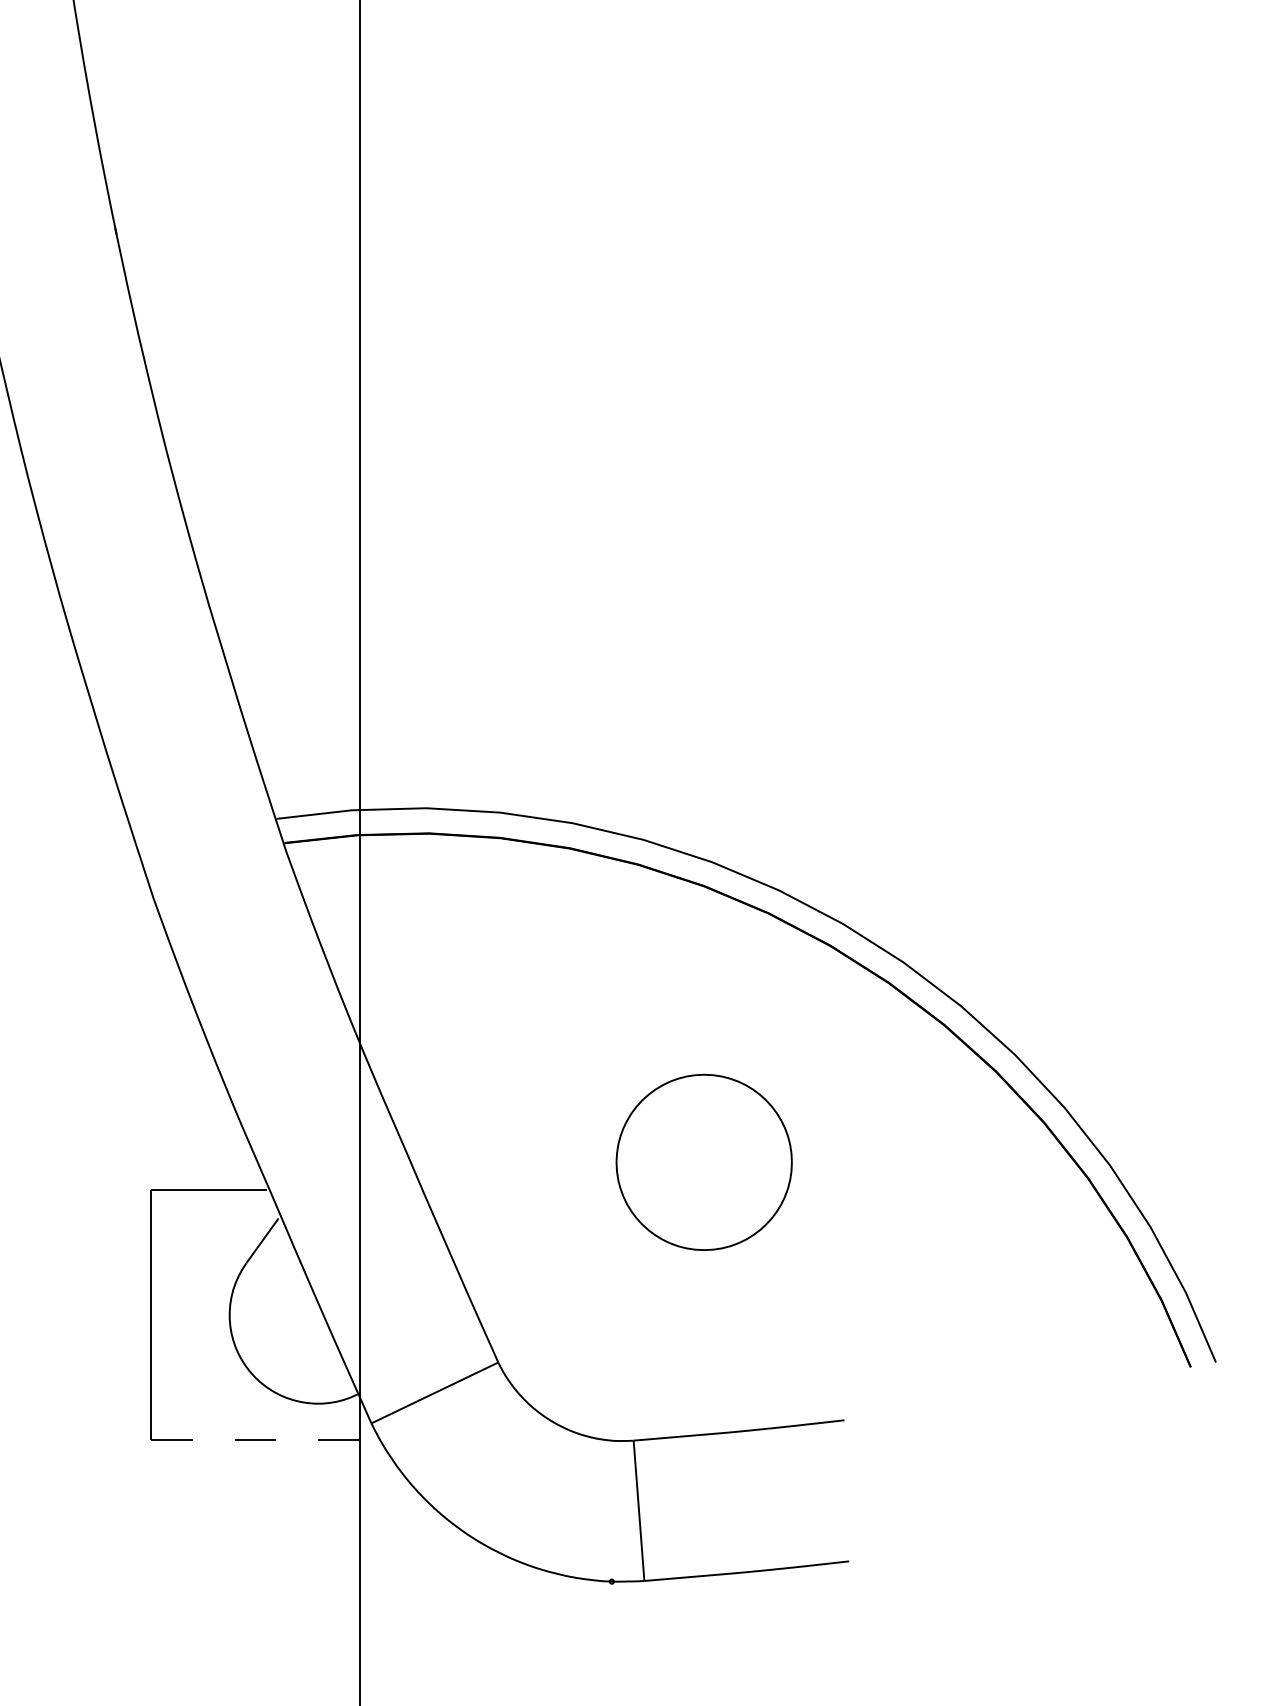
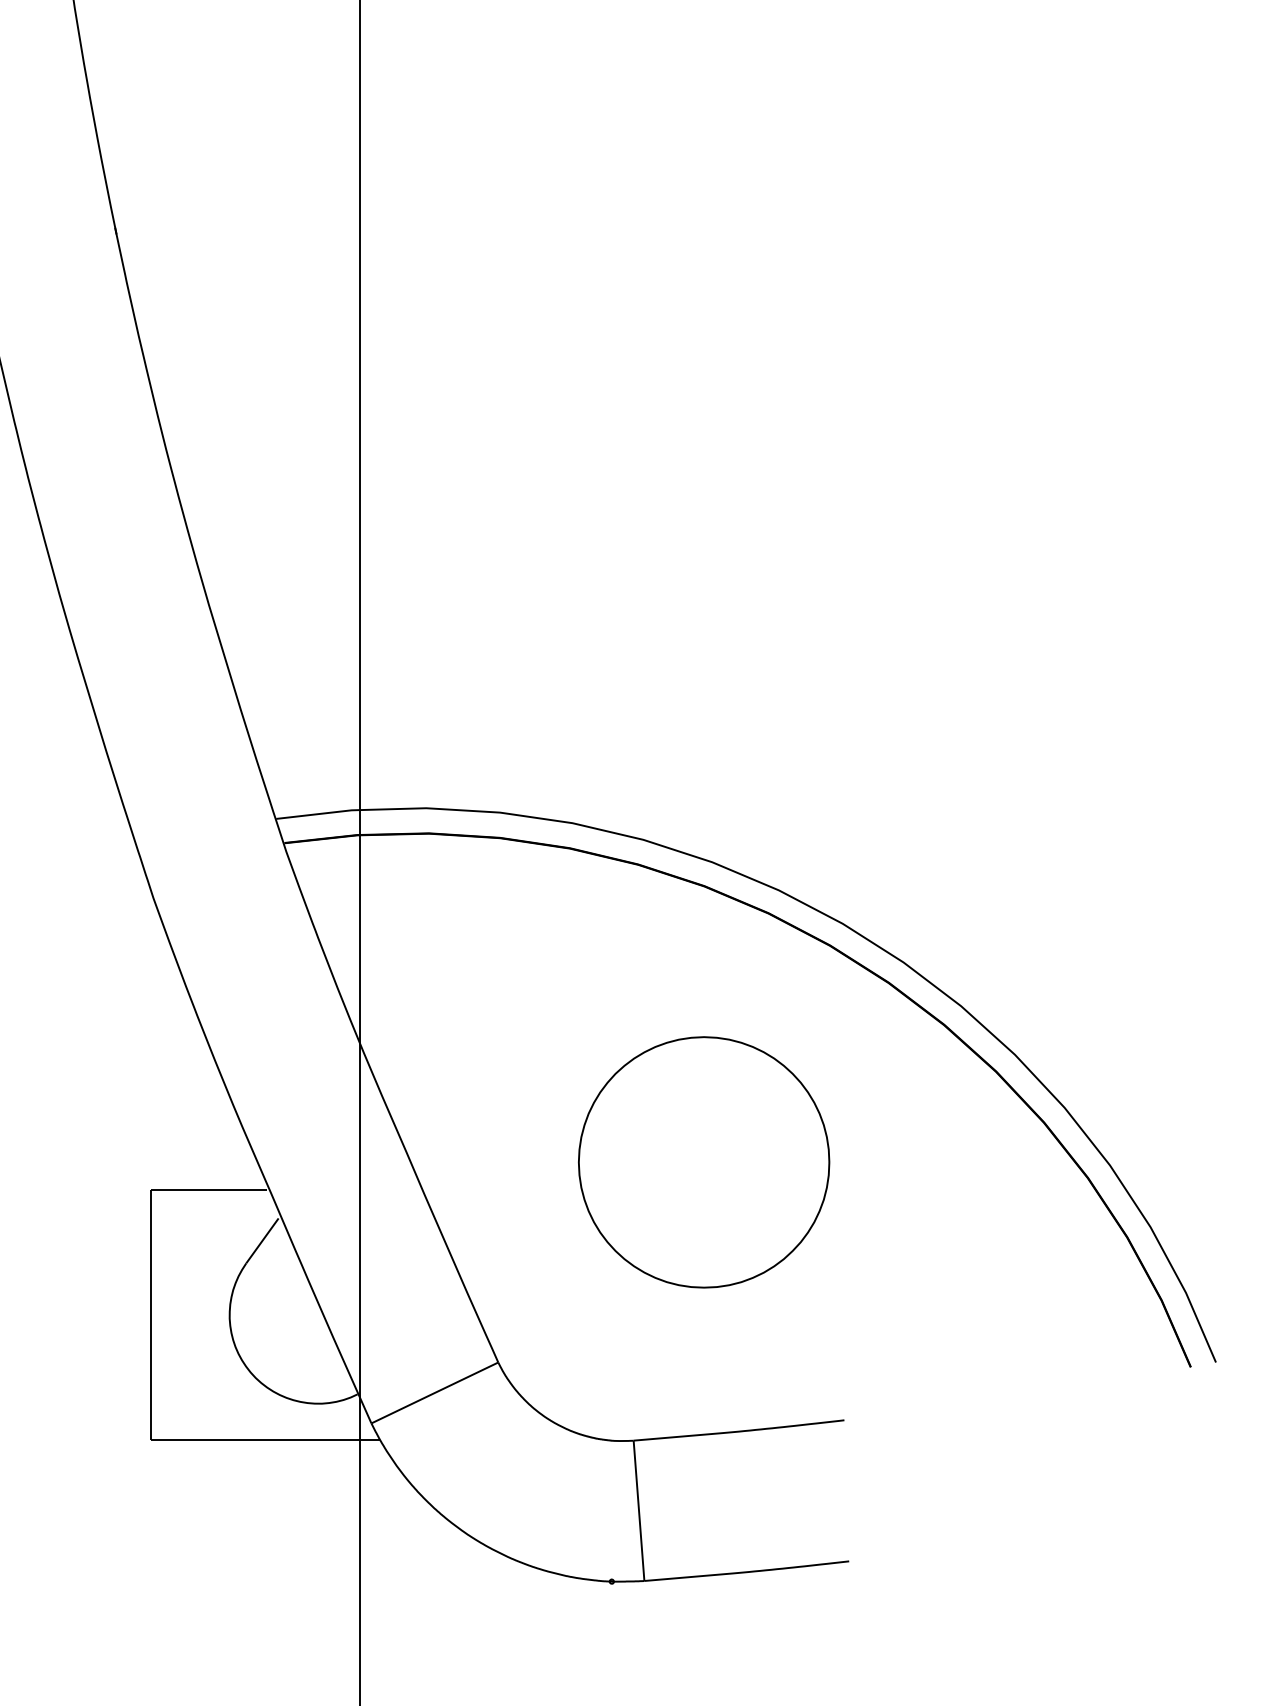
part size: 178x178 px -> 253x253 px (704, 1162)
line: dashed -> solid (265, 1440)
